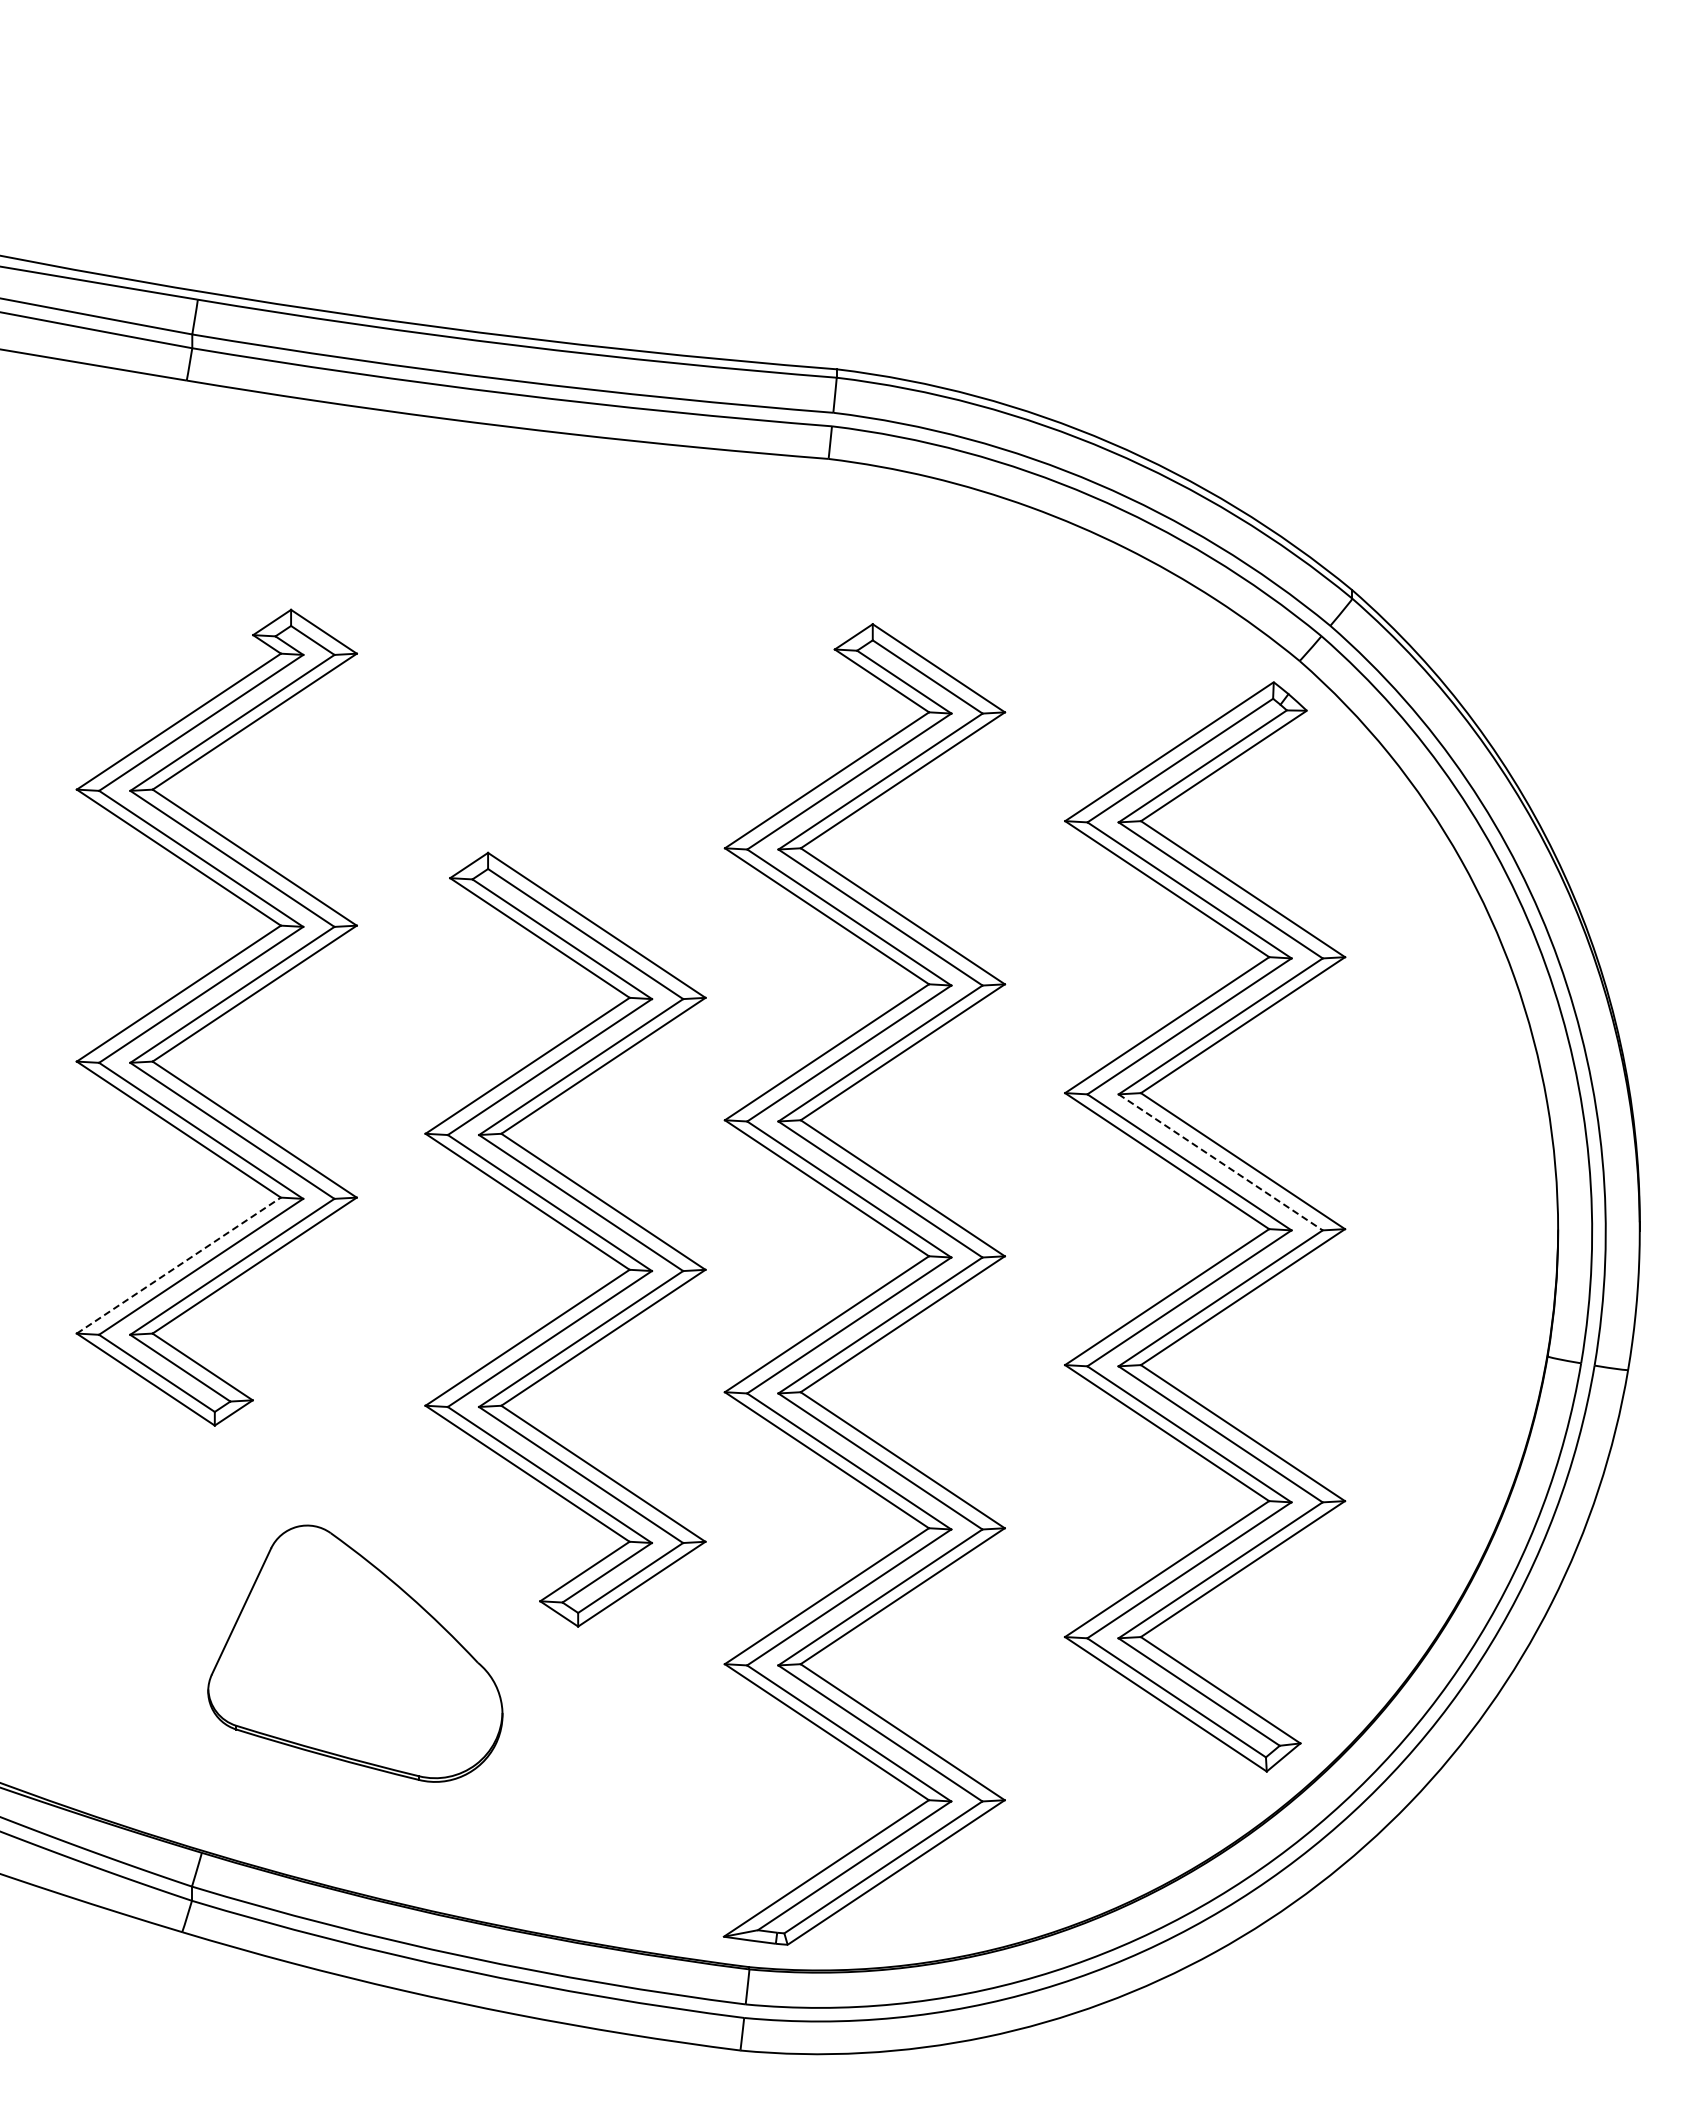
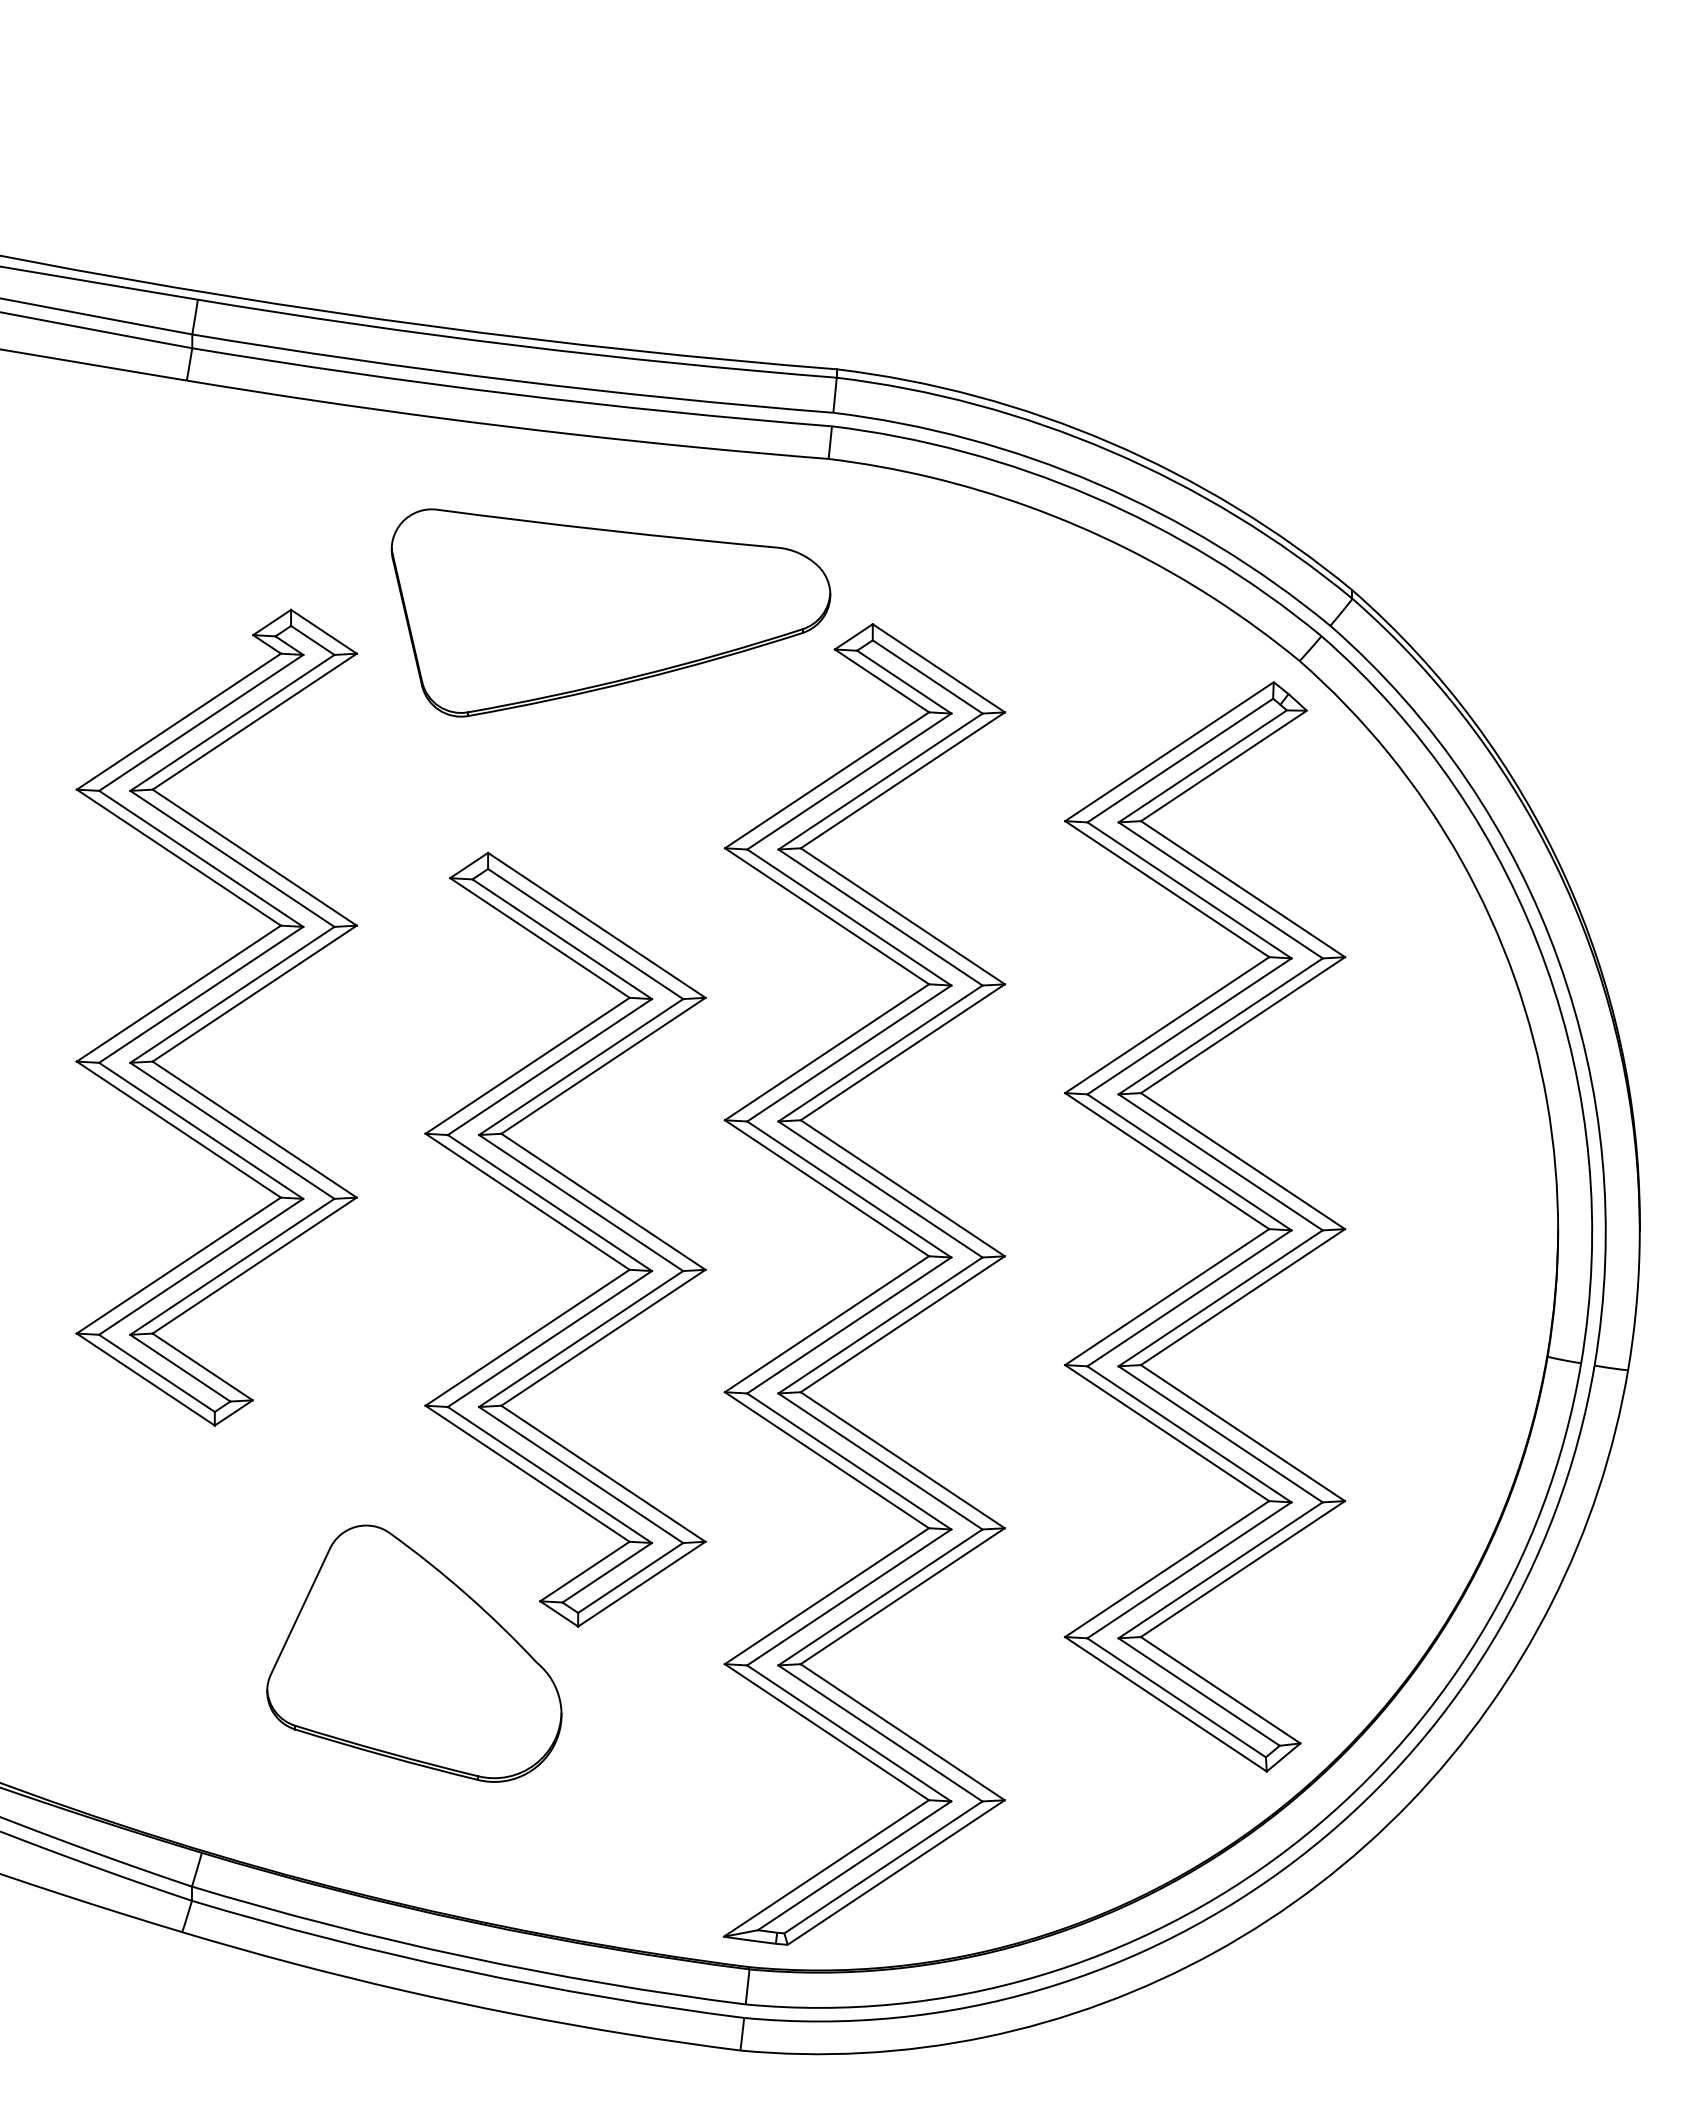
part: none -> present (610, 612)
line: dashed -> solid (1220, 1162)
line: dashed -> solid (178, 1265)
part position: (355, 1653) -> (414, 1653) (414, 1653)
